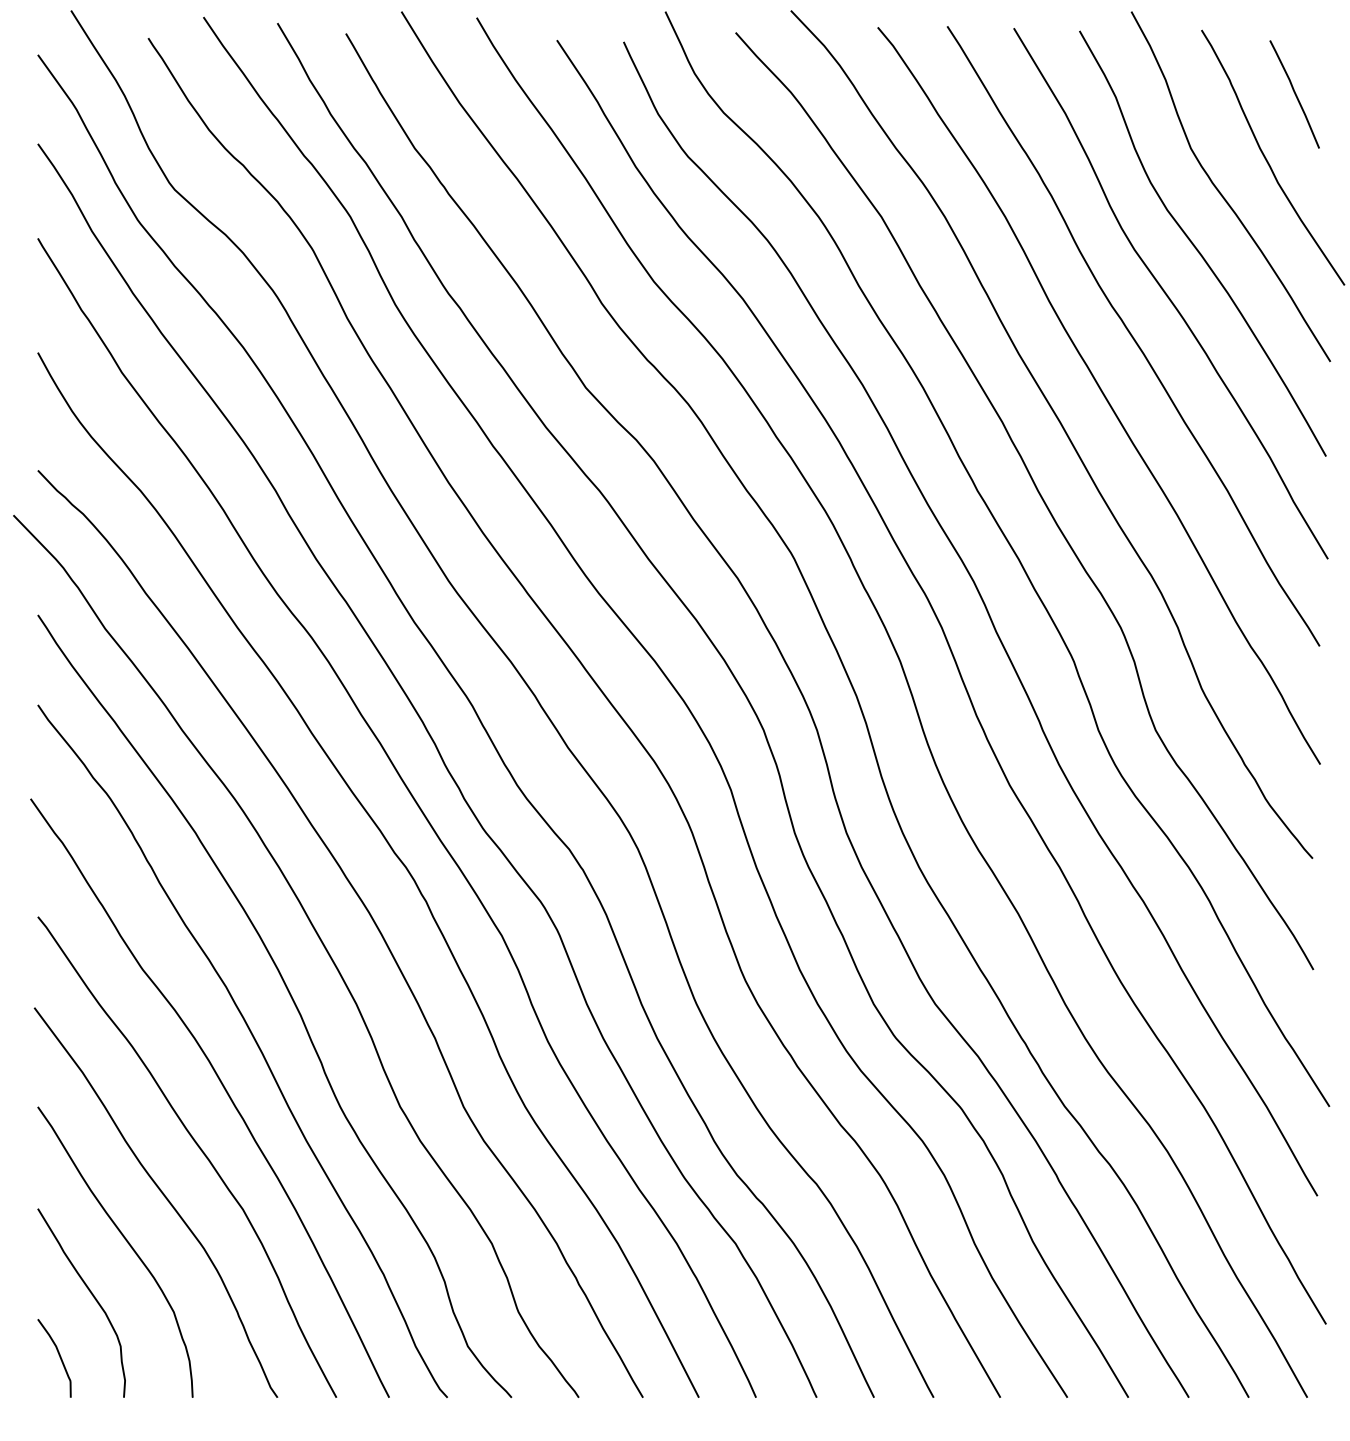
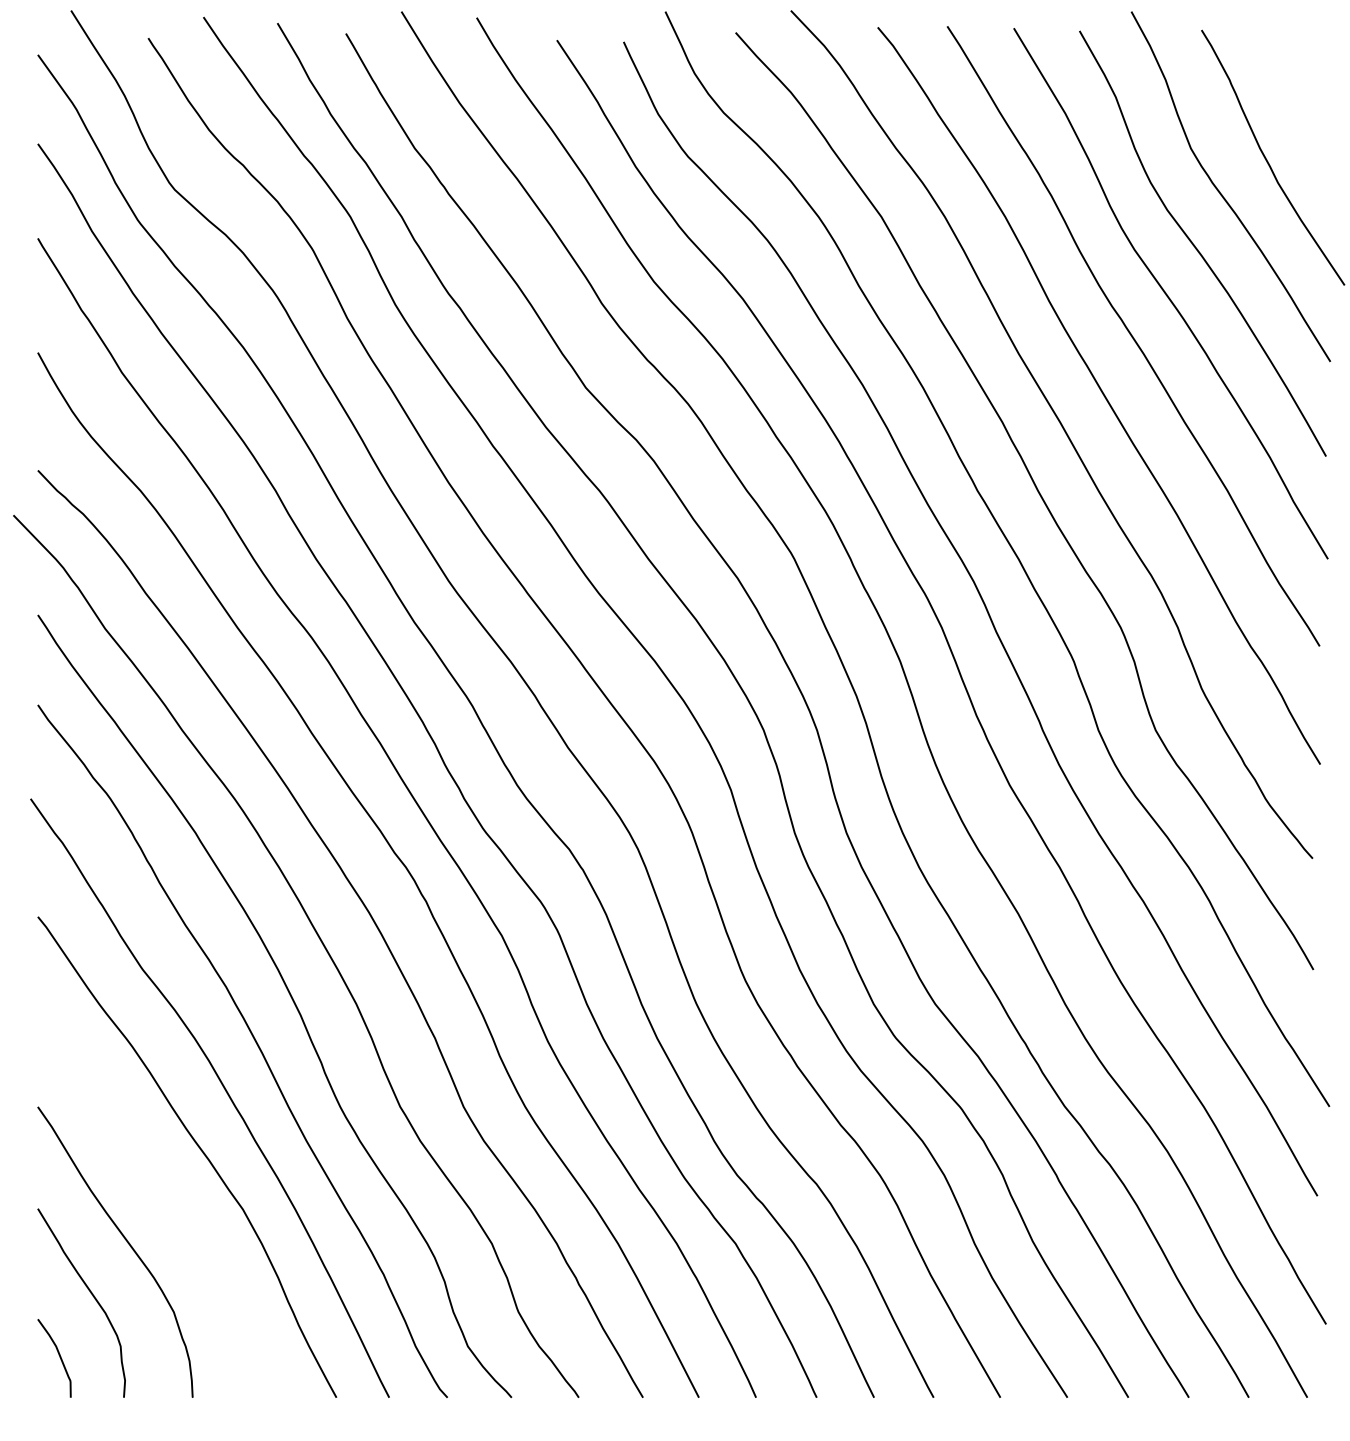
curve: present -> none (1294, 94)
curve: present -> none (164, 1197)
